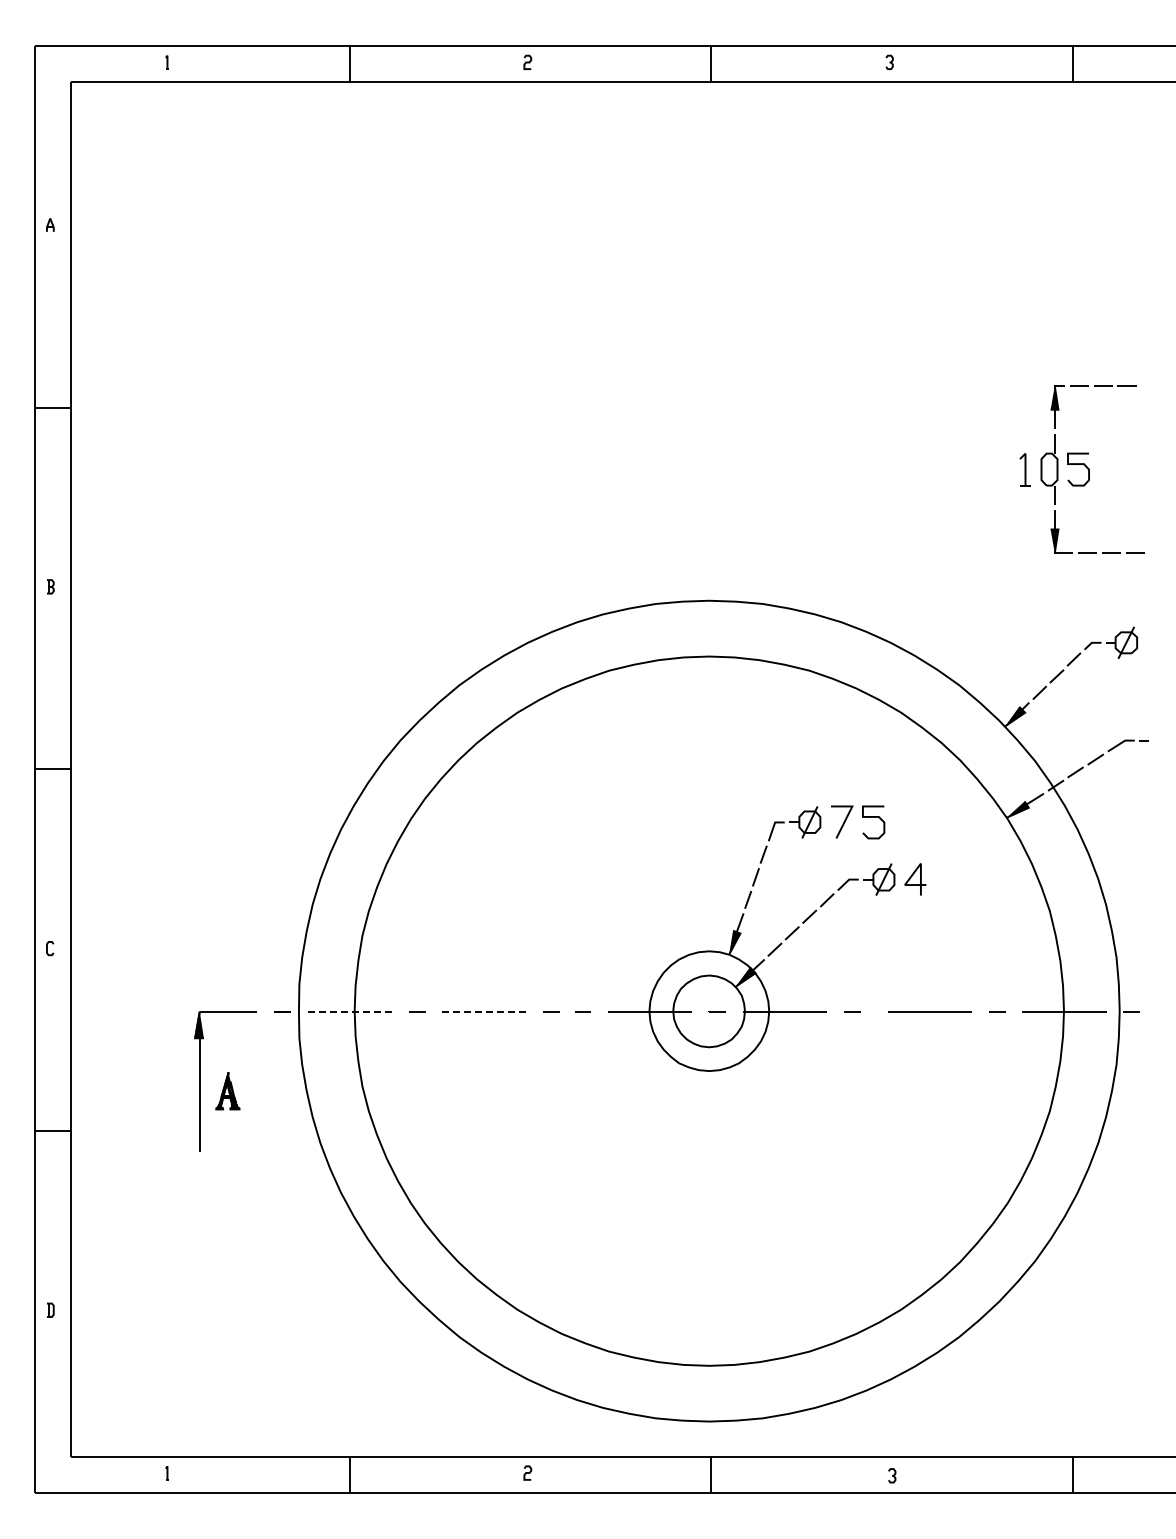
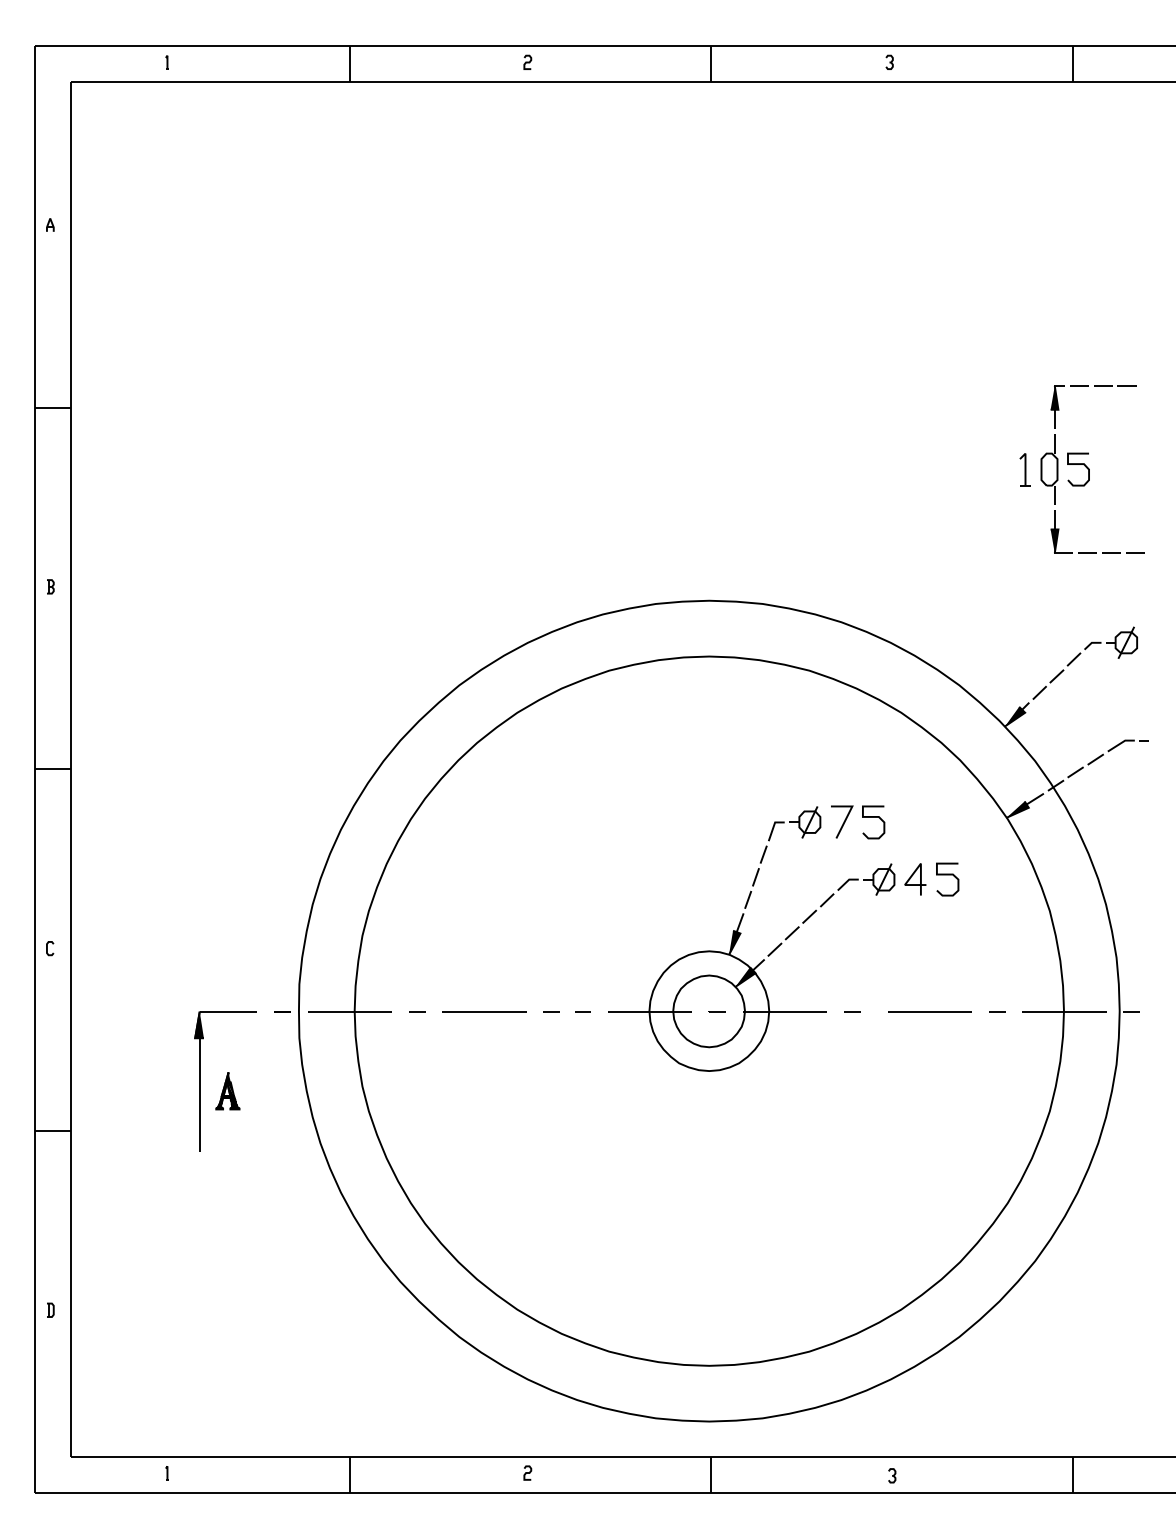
curve: none -> present (947, 875)
line: dashed -> solid (350, 1011)
line: dashed -> solid (484, 1011)
